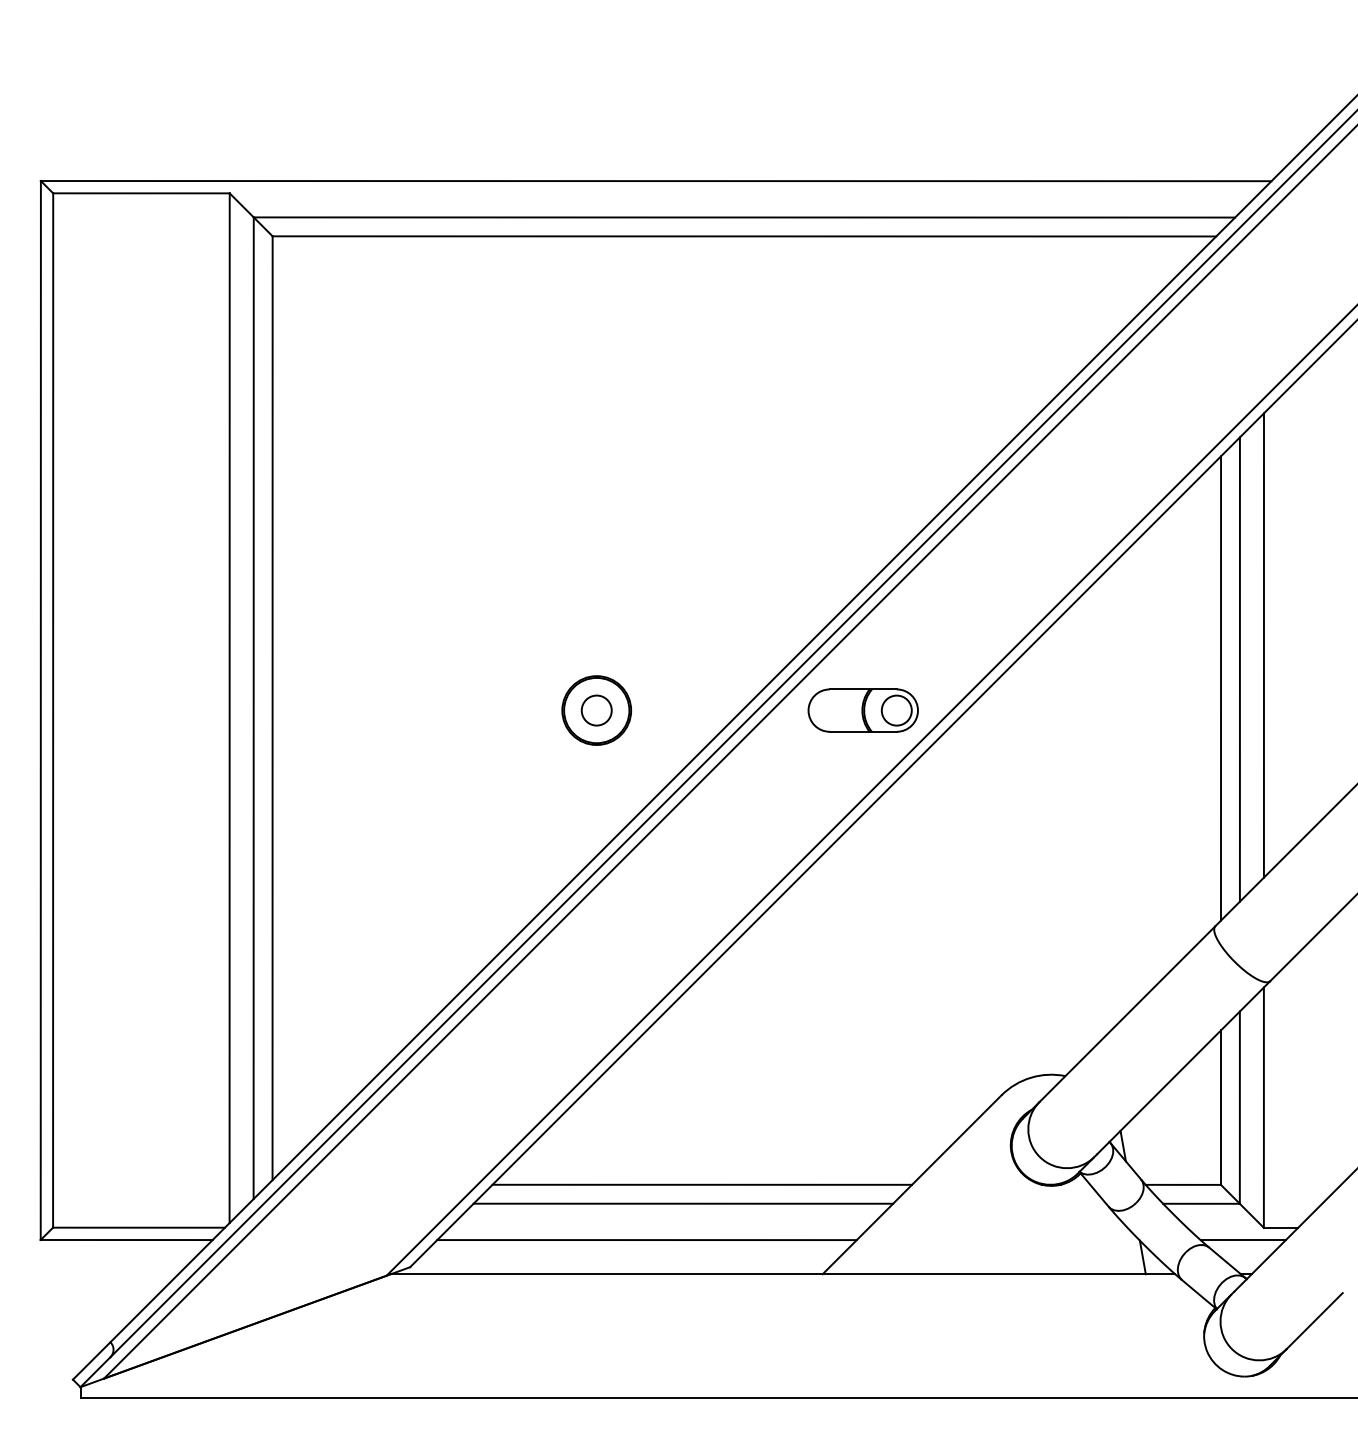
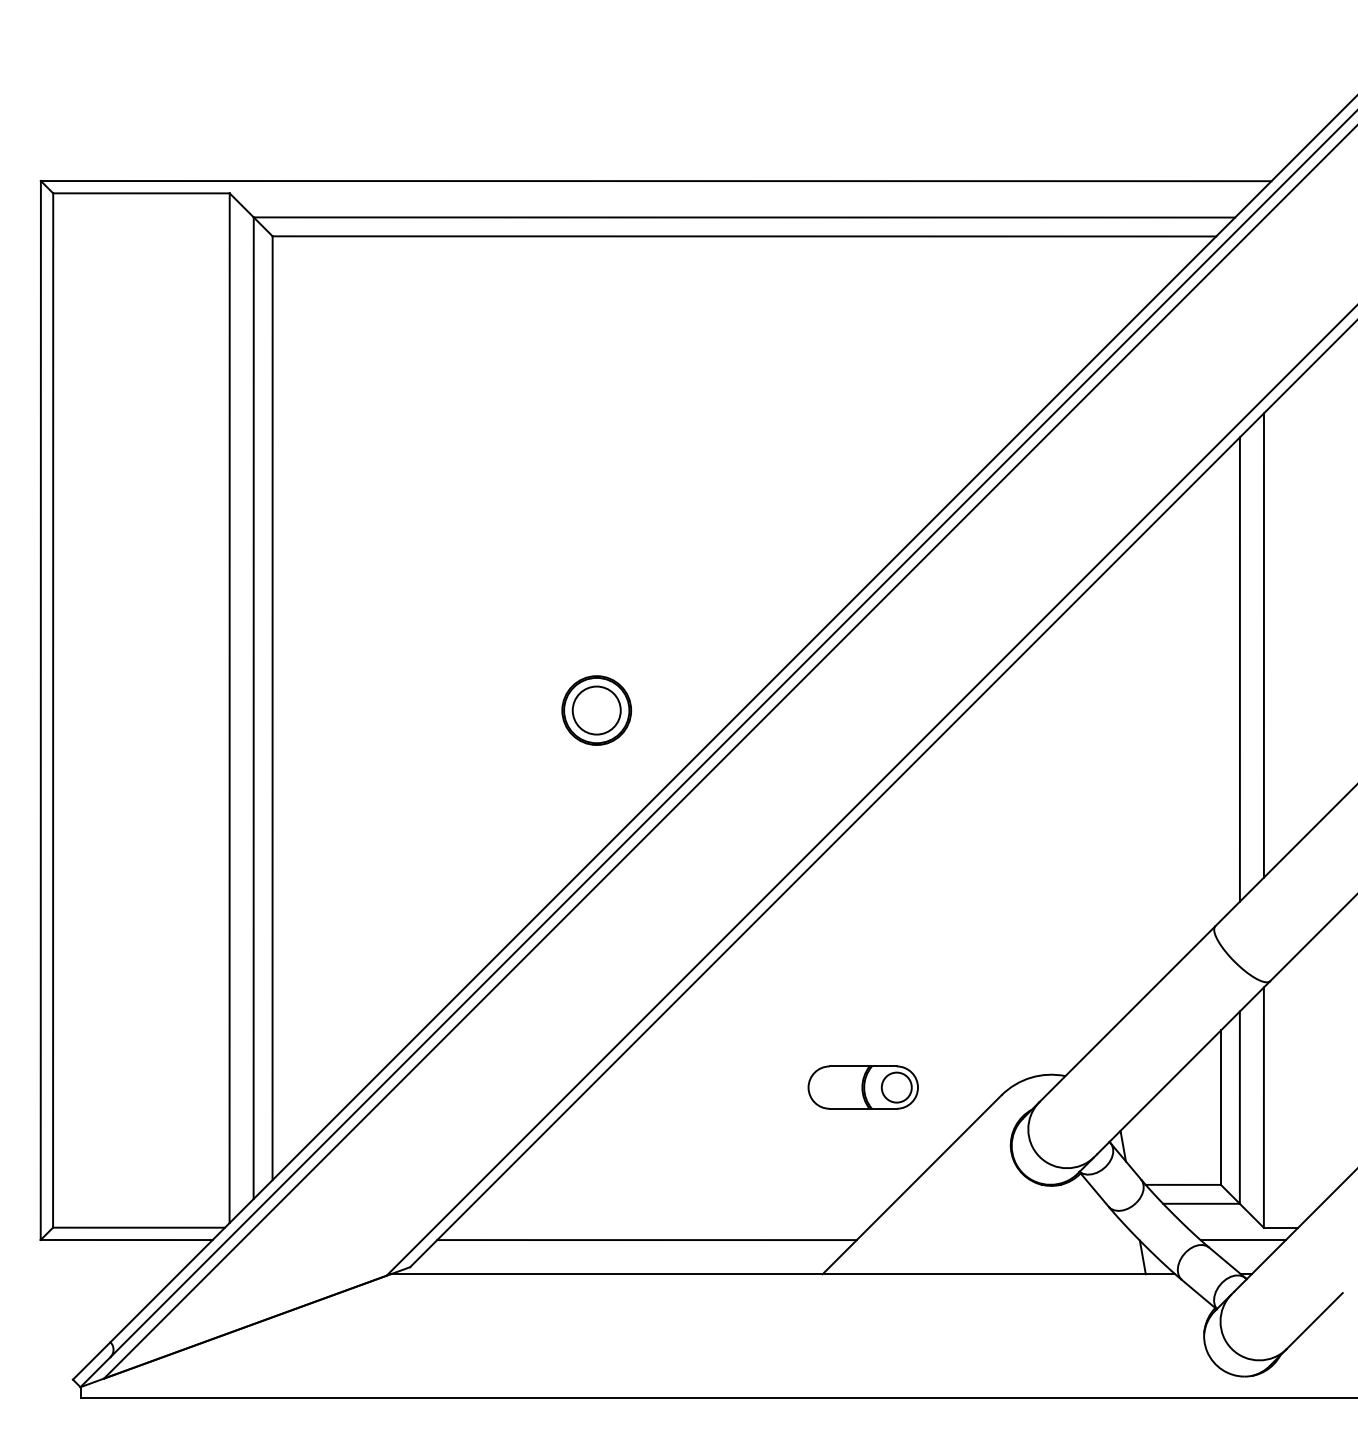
line: present -> none (1220, 688)
circle diameter: 30 px -> 48 px (596, 710)
part position: (862, 710) -> (862, 1087) (862, 1087)
line: present -> none (702, 1184)
line: present -> none (683, 1203)
